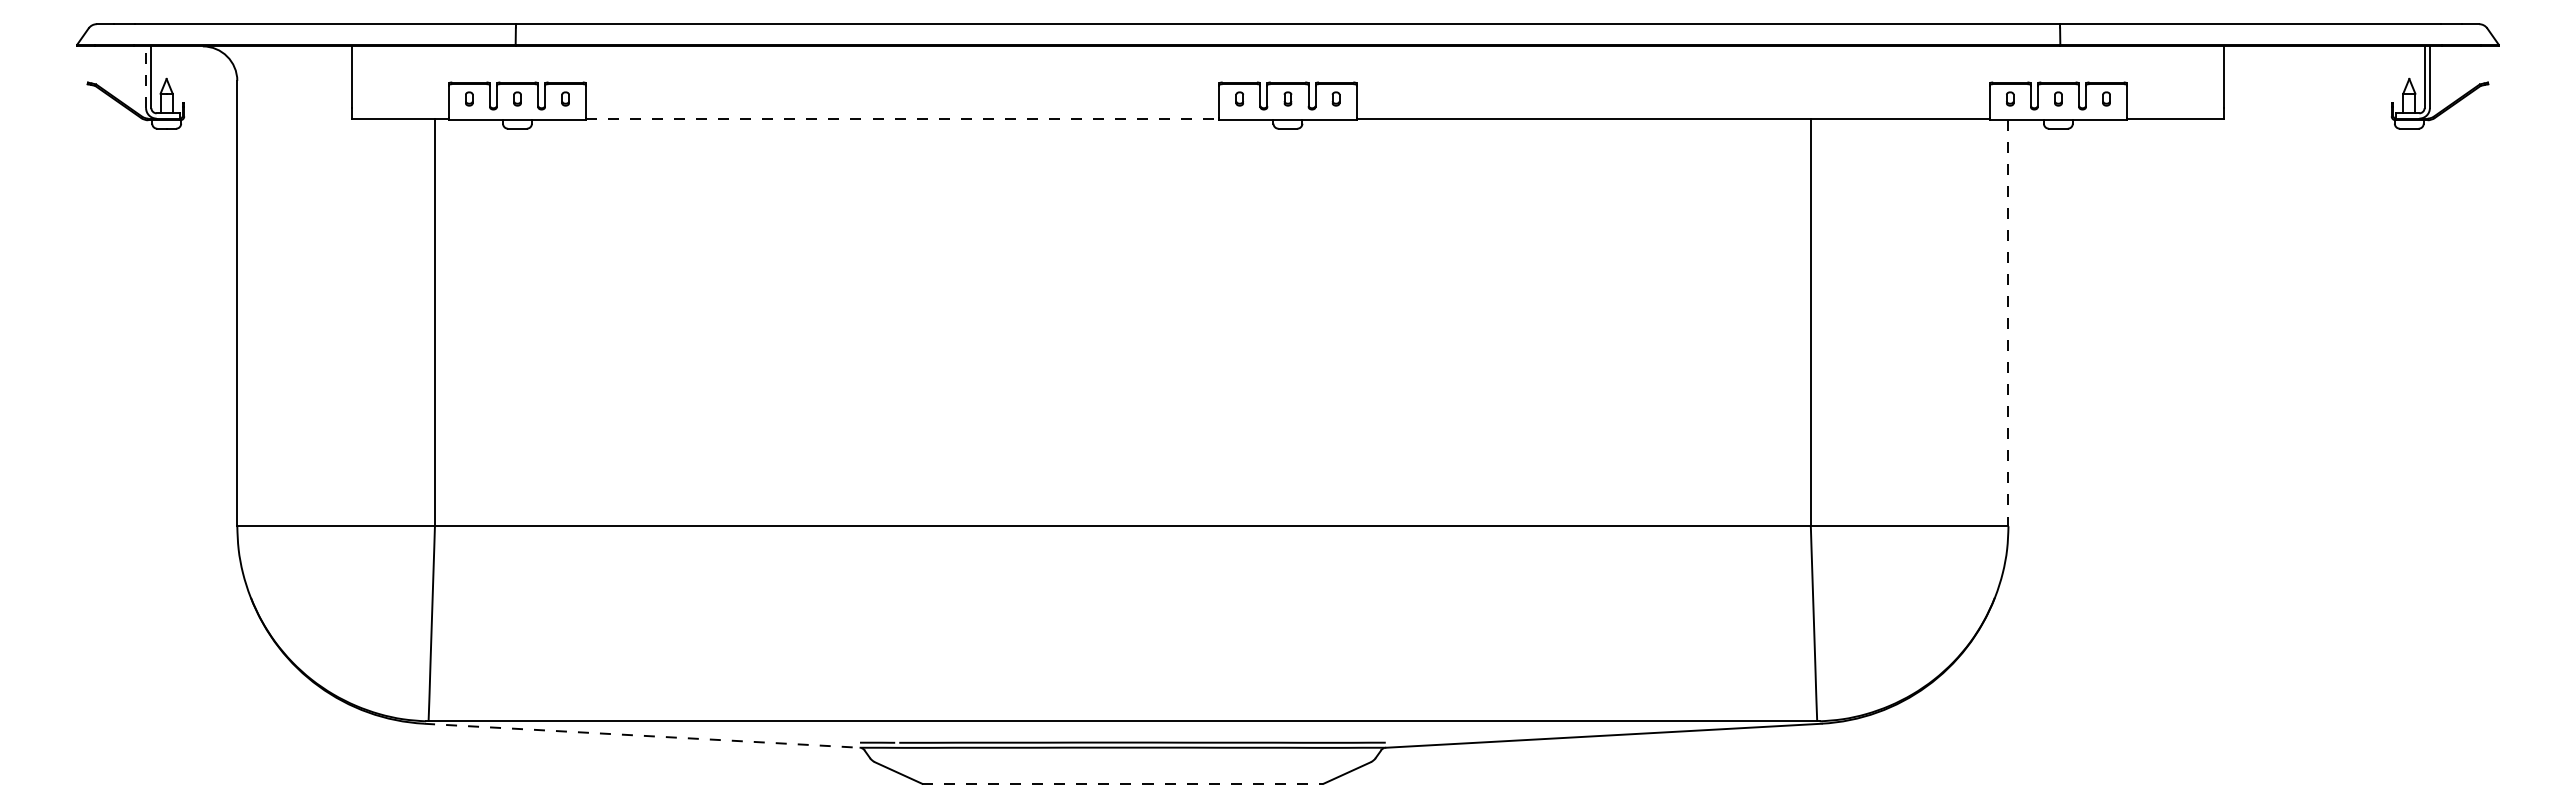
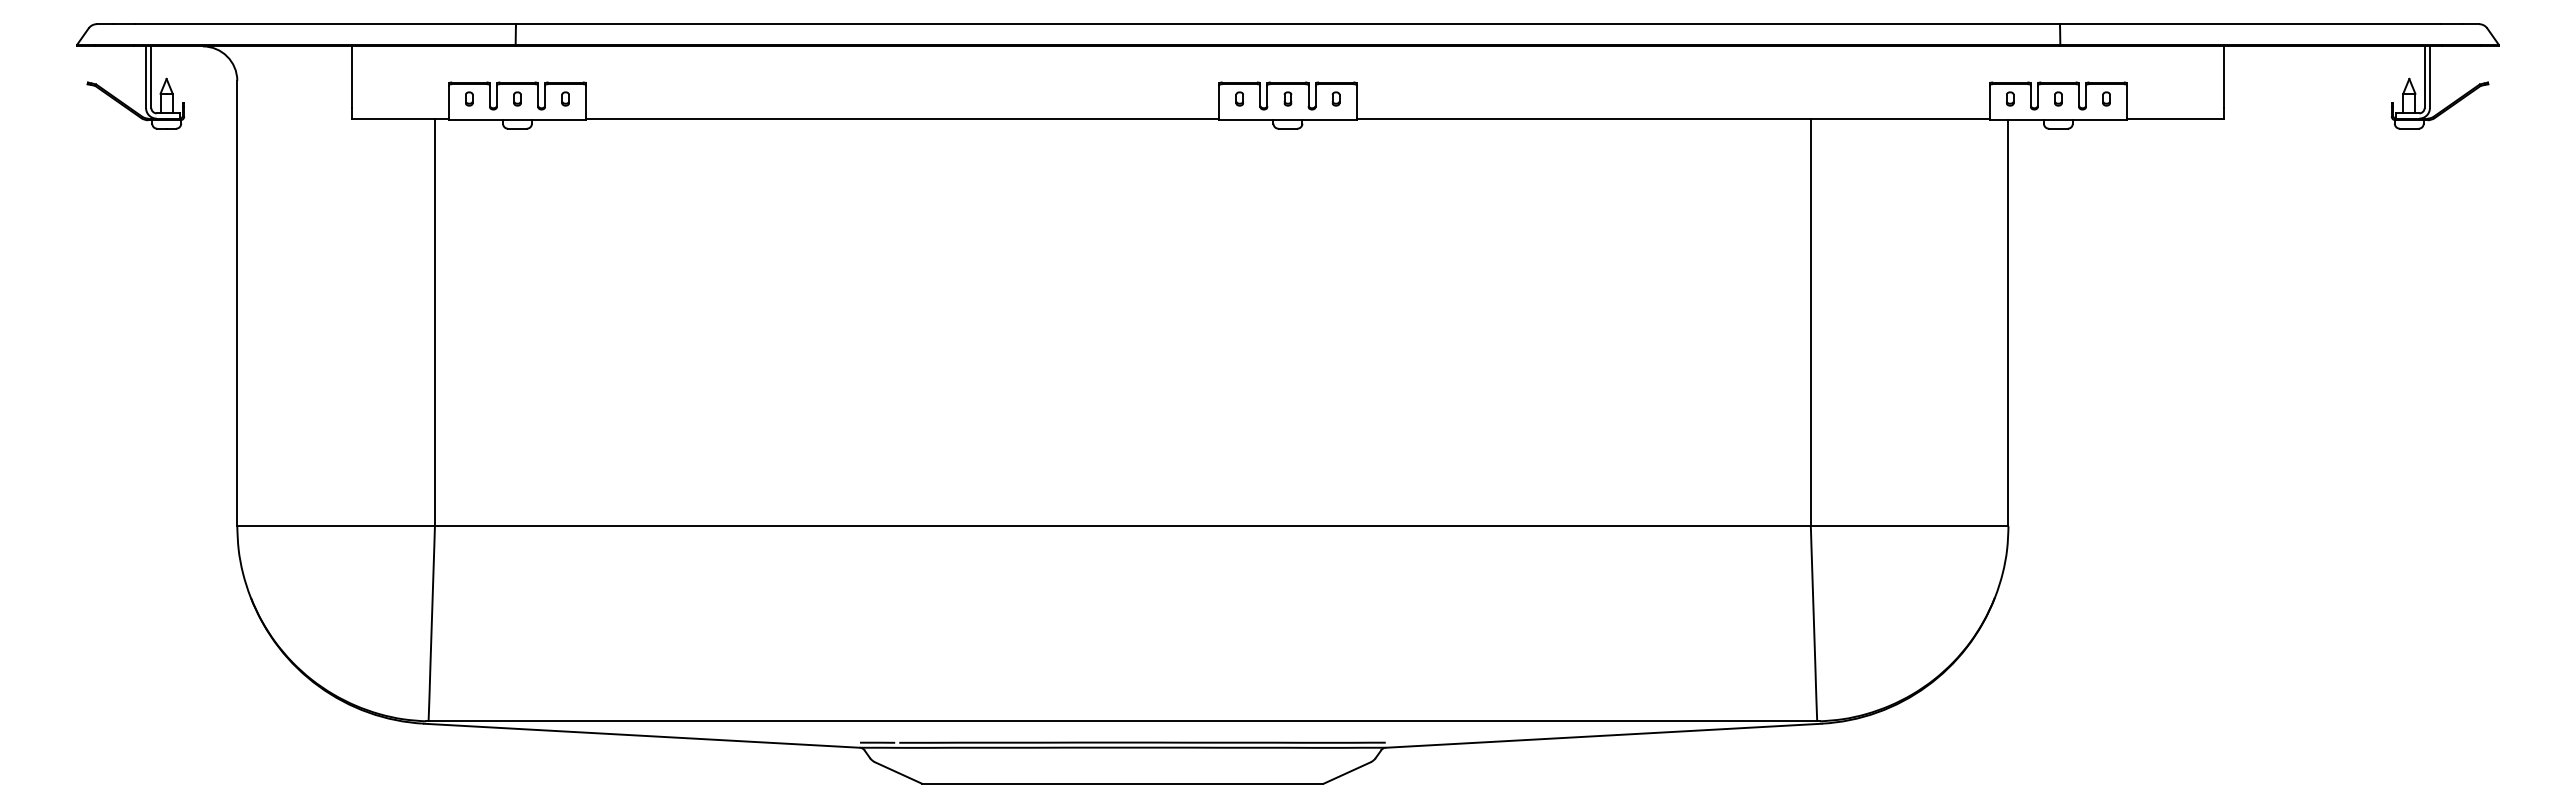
line: dashed -> solid (146, 77)
line: dashed -> solid (903, 118)
line: dashed -> solid (2008, 323)
line: dashed -> solid (642, 735)
line: dashed -> solid (1122, 783)
